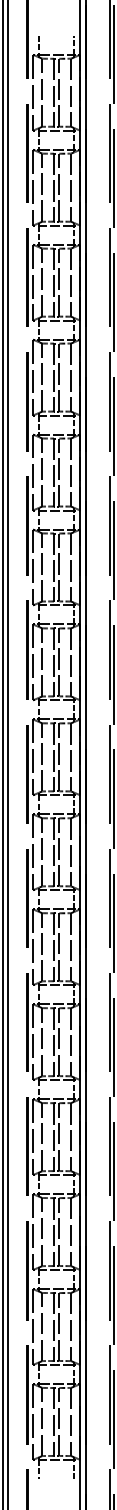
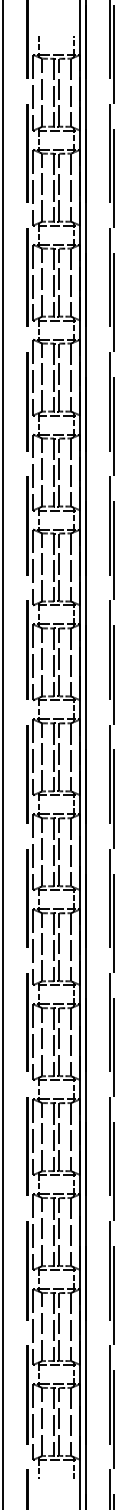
line: present -> none (7, 754)
